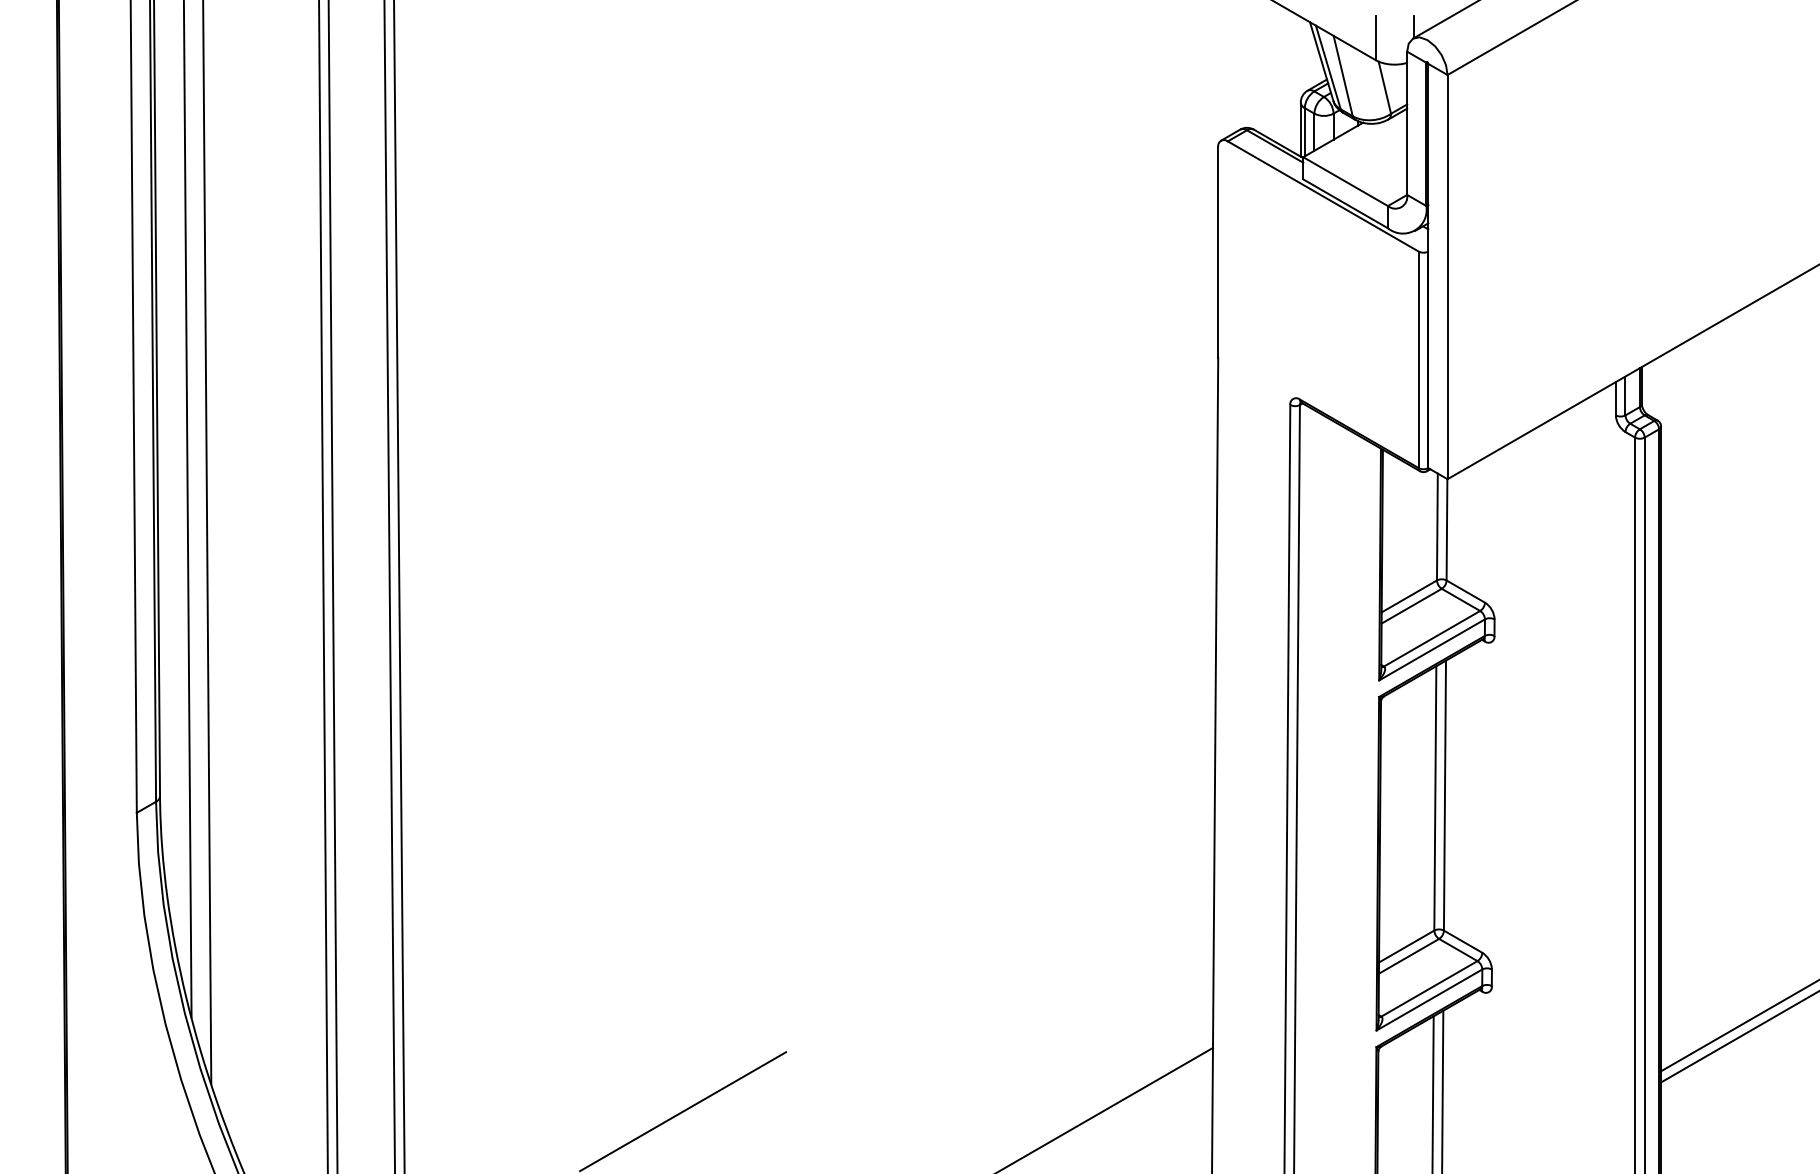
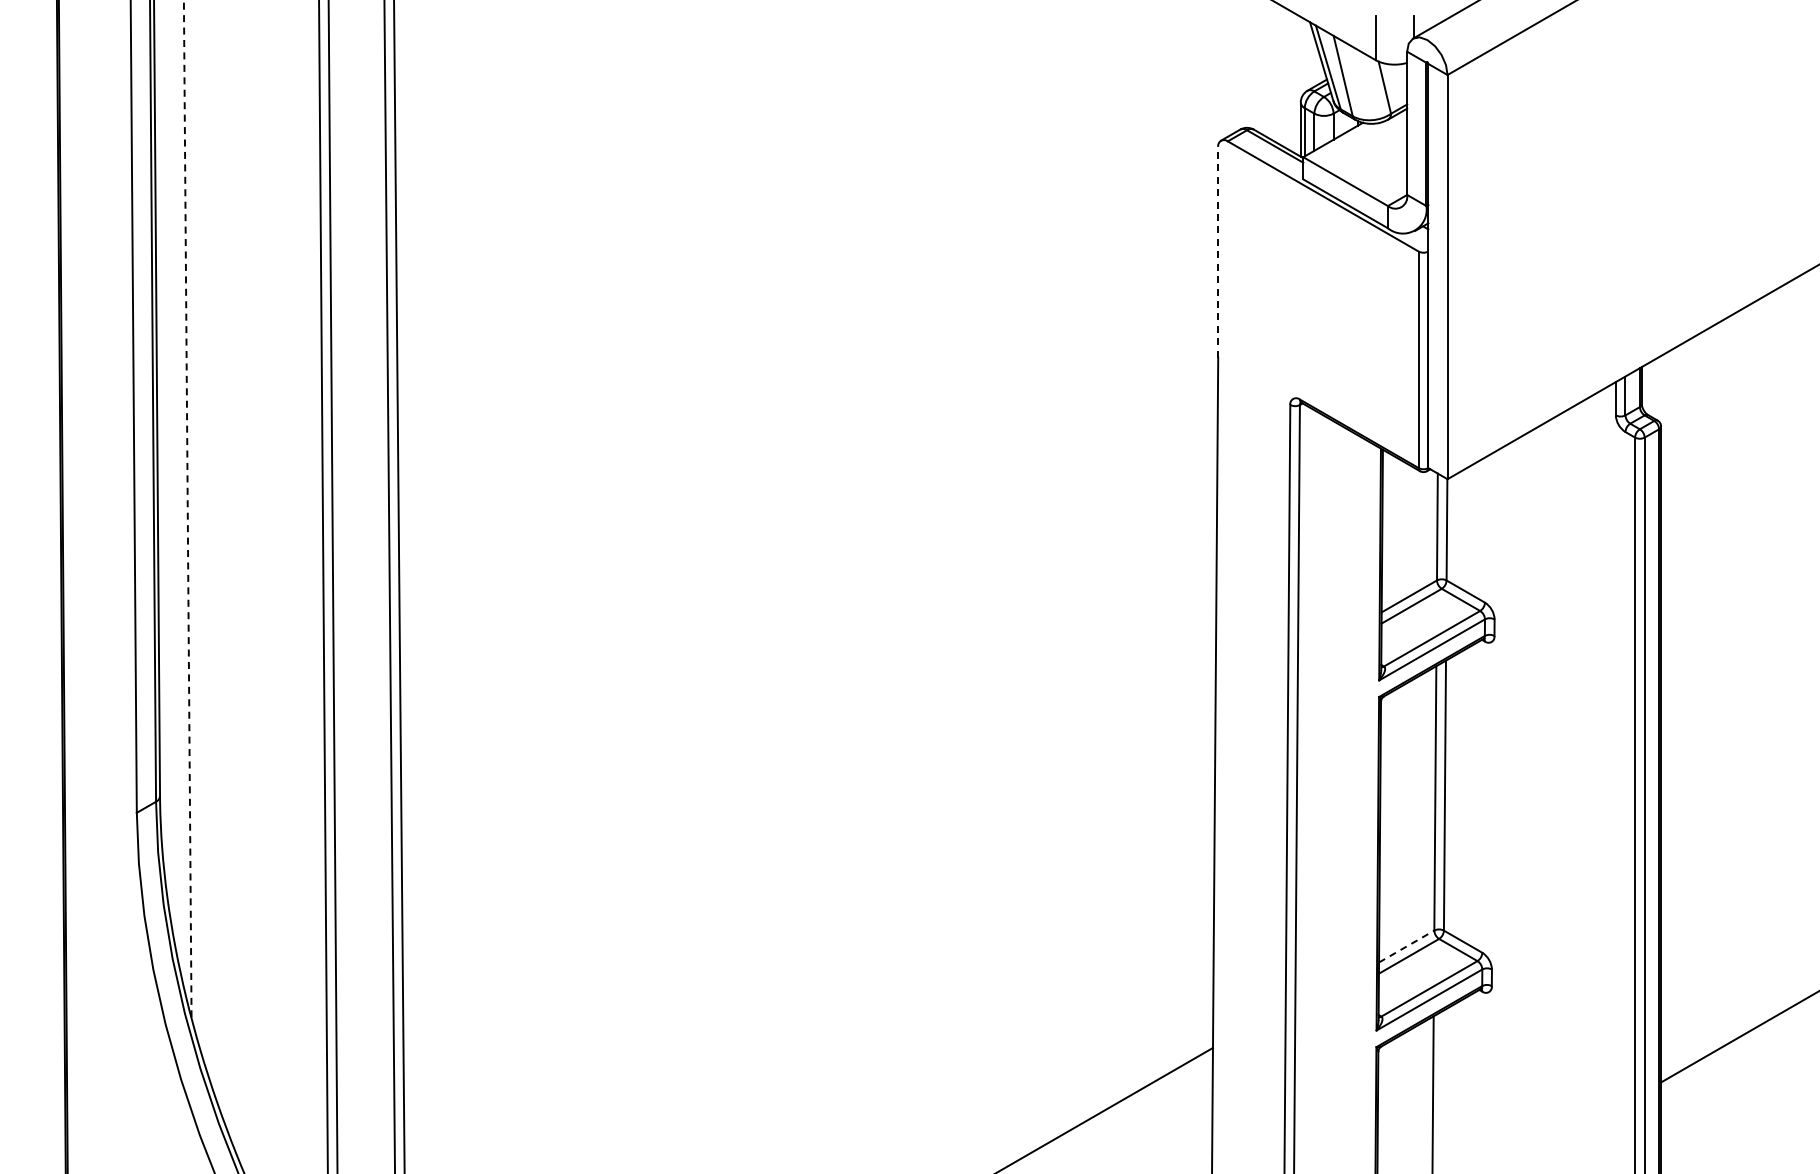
line: solid -> dashed (1218, 251)
line: solid -> dashed (187, 508)
line: present -> none (207, 543)
line: solid -> dashed (1406, 946)
line: present -> none (1738, 1026)
line: present -> none (1442, 1090)
line: present -> none (683, 1110)
